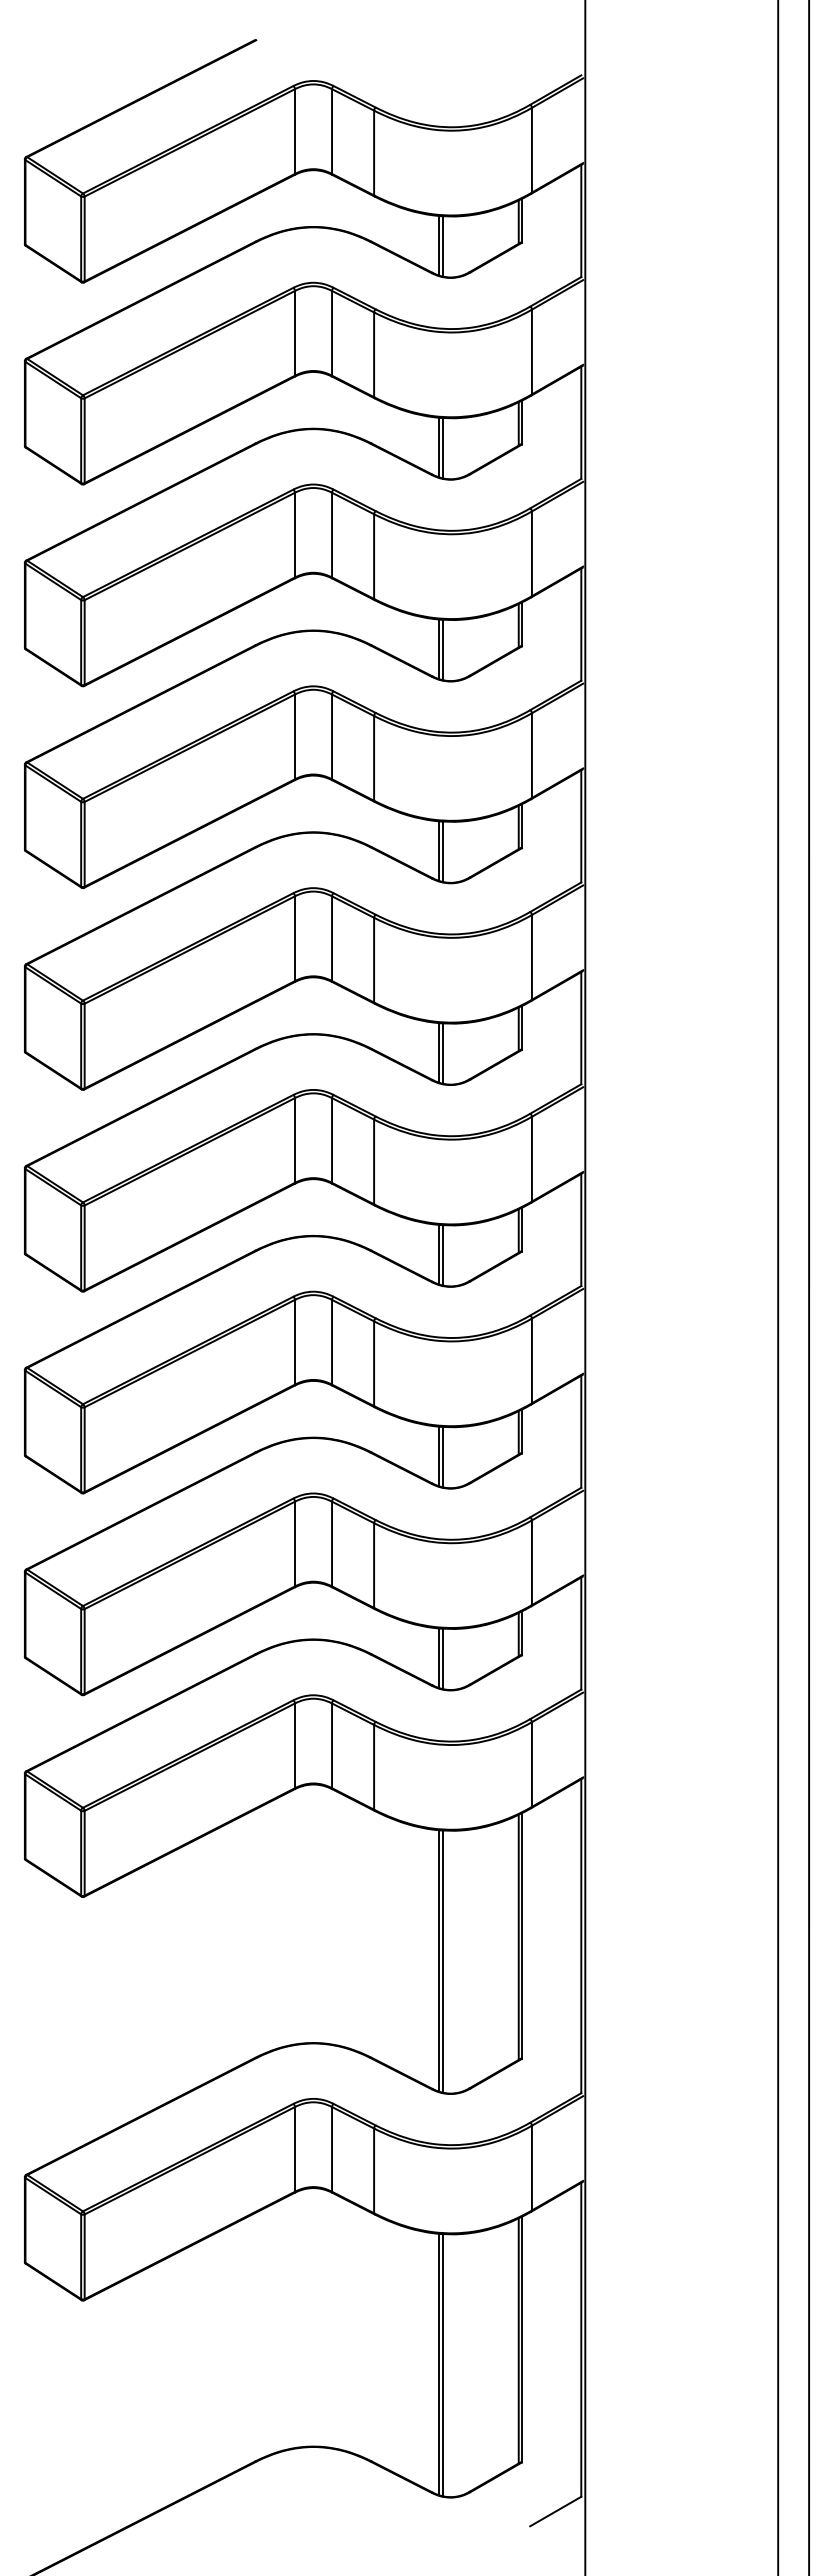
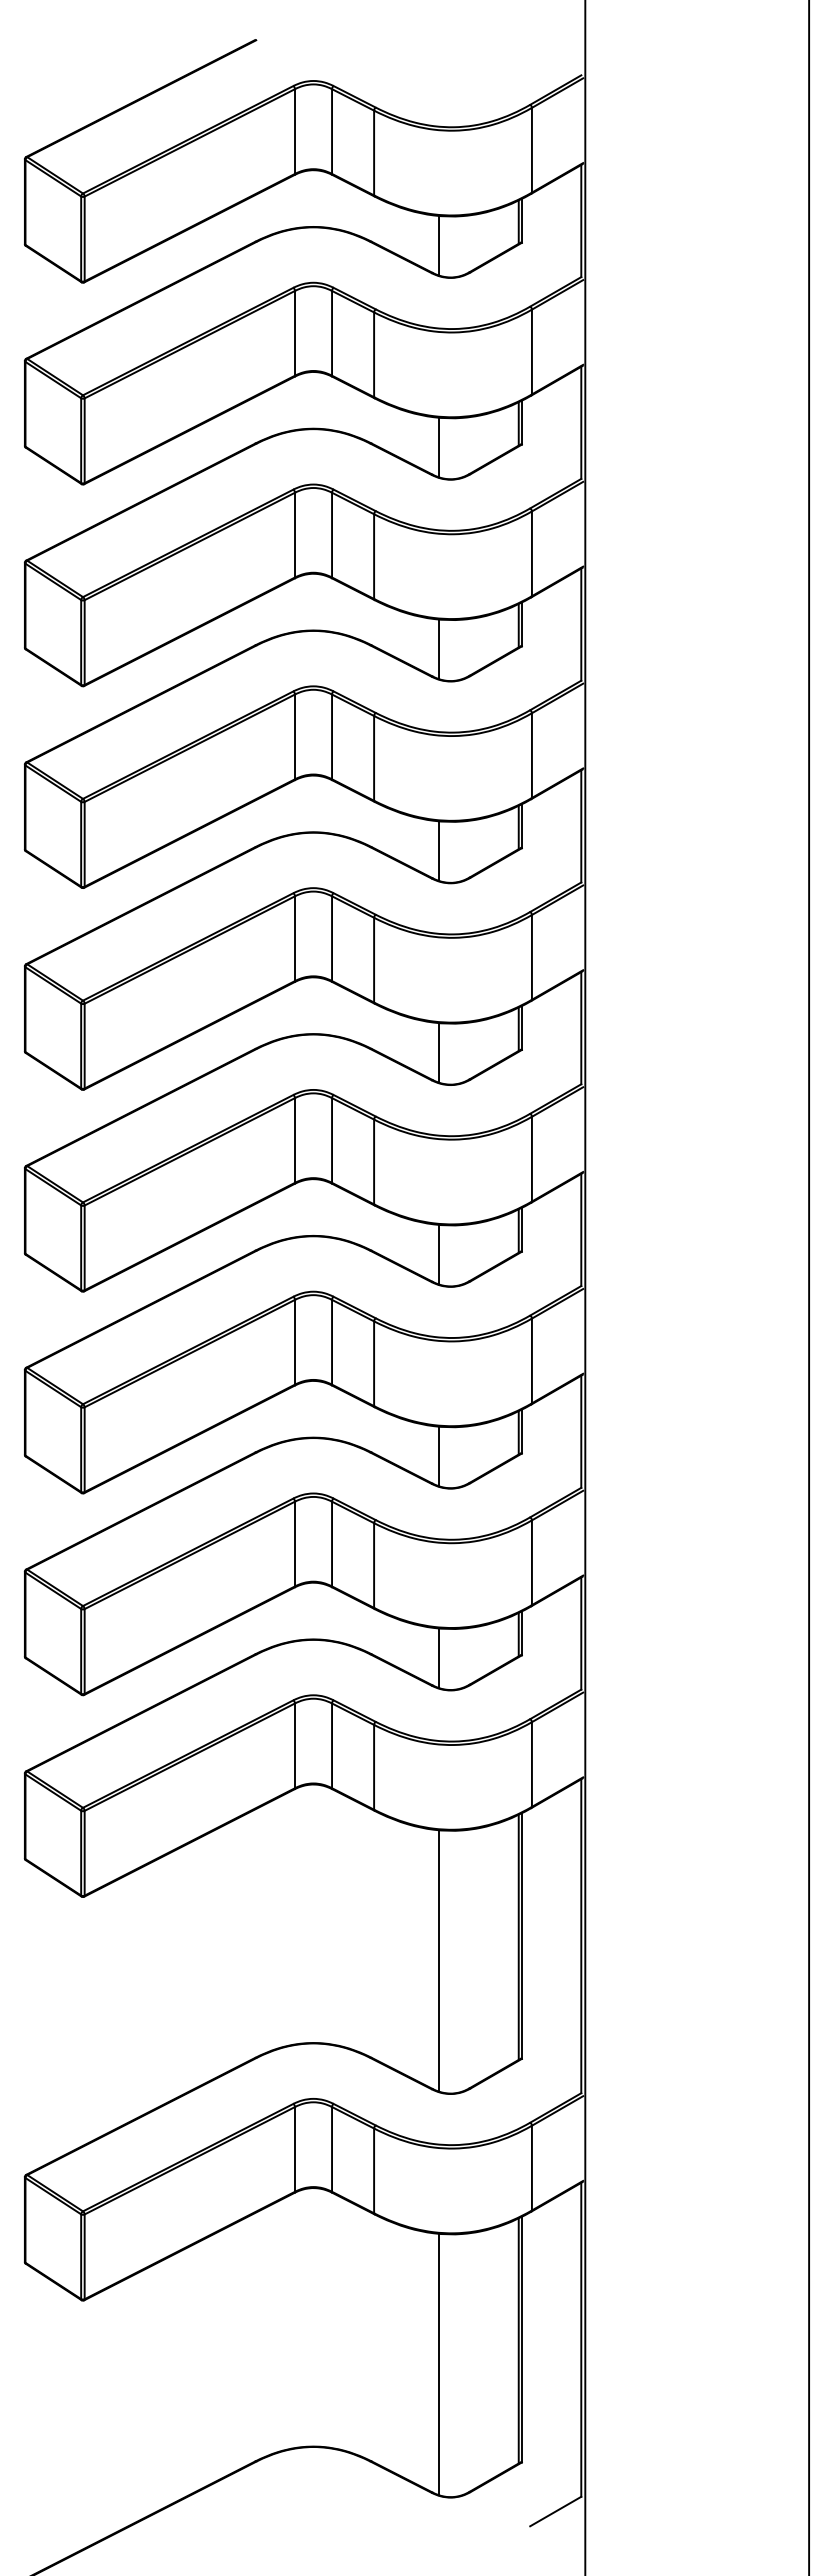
line: present -> none (442, 246)
line: present -> none (442, 448)
line: present -> none (442, 649)
line: present -> none (442, 851)
line: present -> none (442, 1053)
line: present -> none (442, 1255)
line: present -> none (778, 1287)
line: present -> none (442, 1456)
line: present -> none (442, 1658)
line: present -> none (442, 1961)
line: present -> none (442, 2365)
